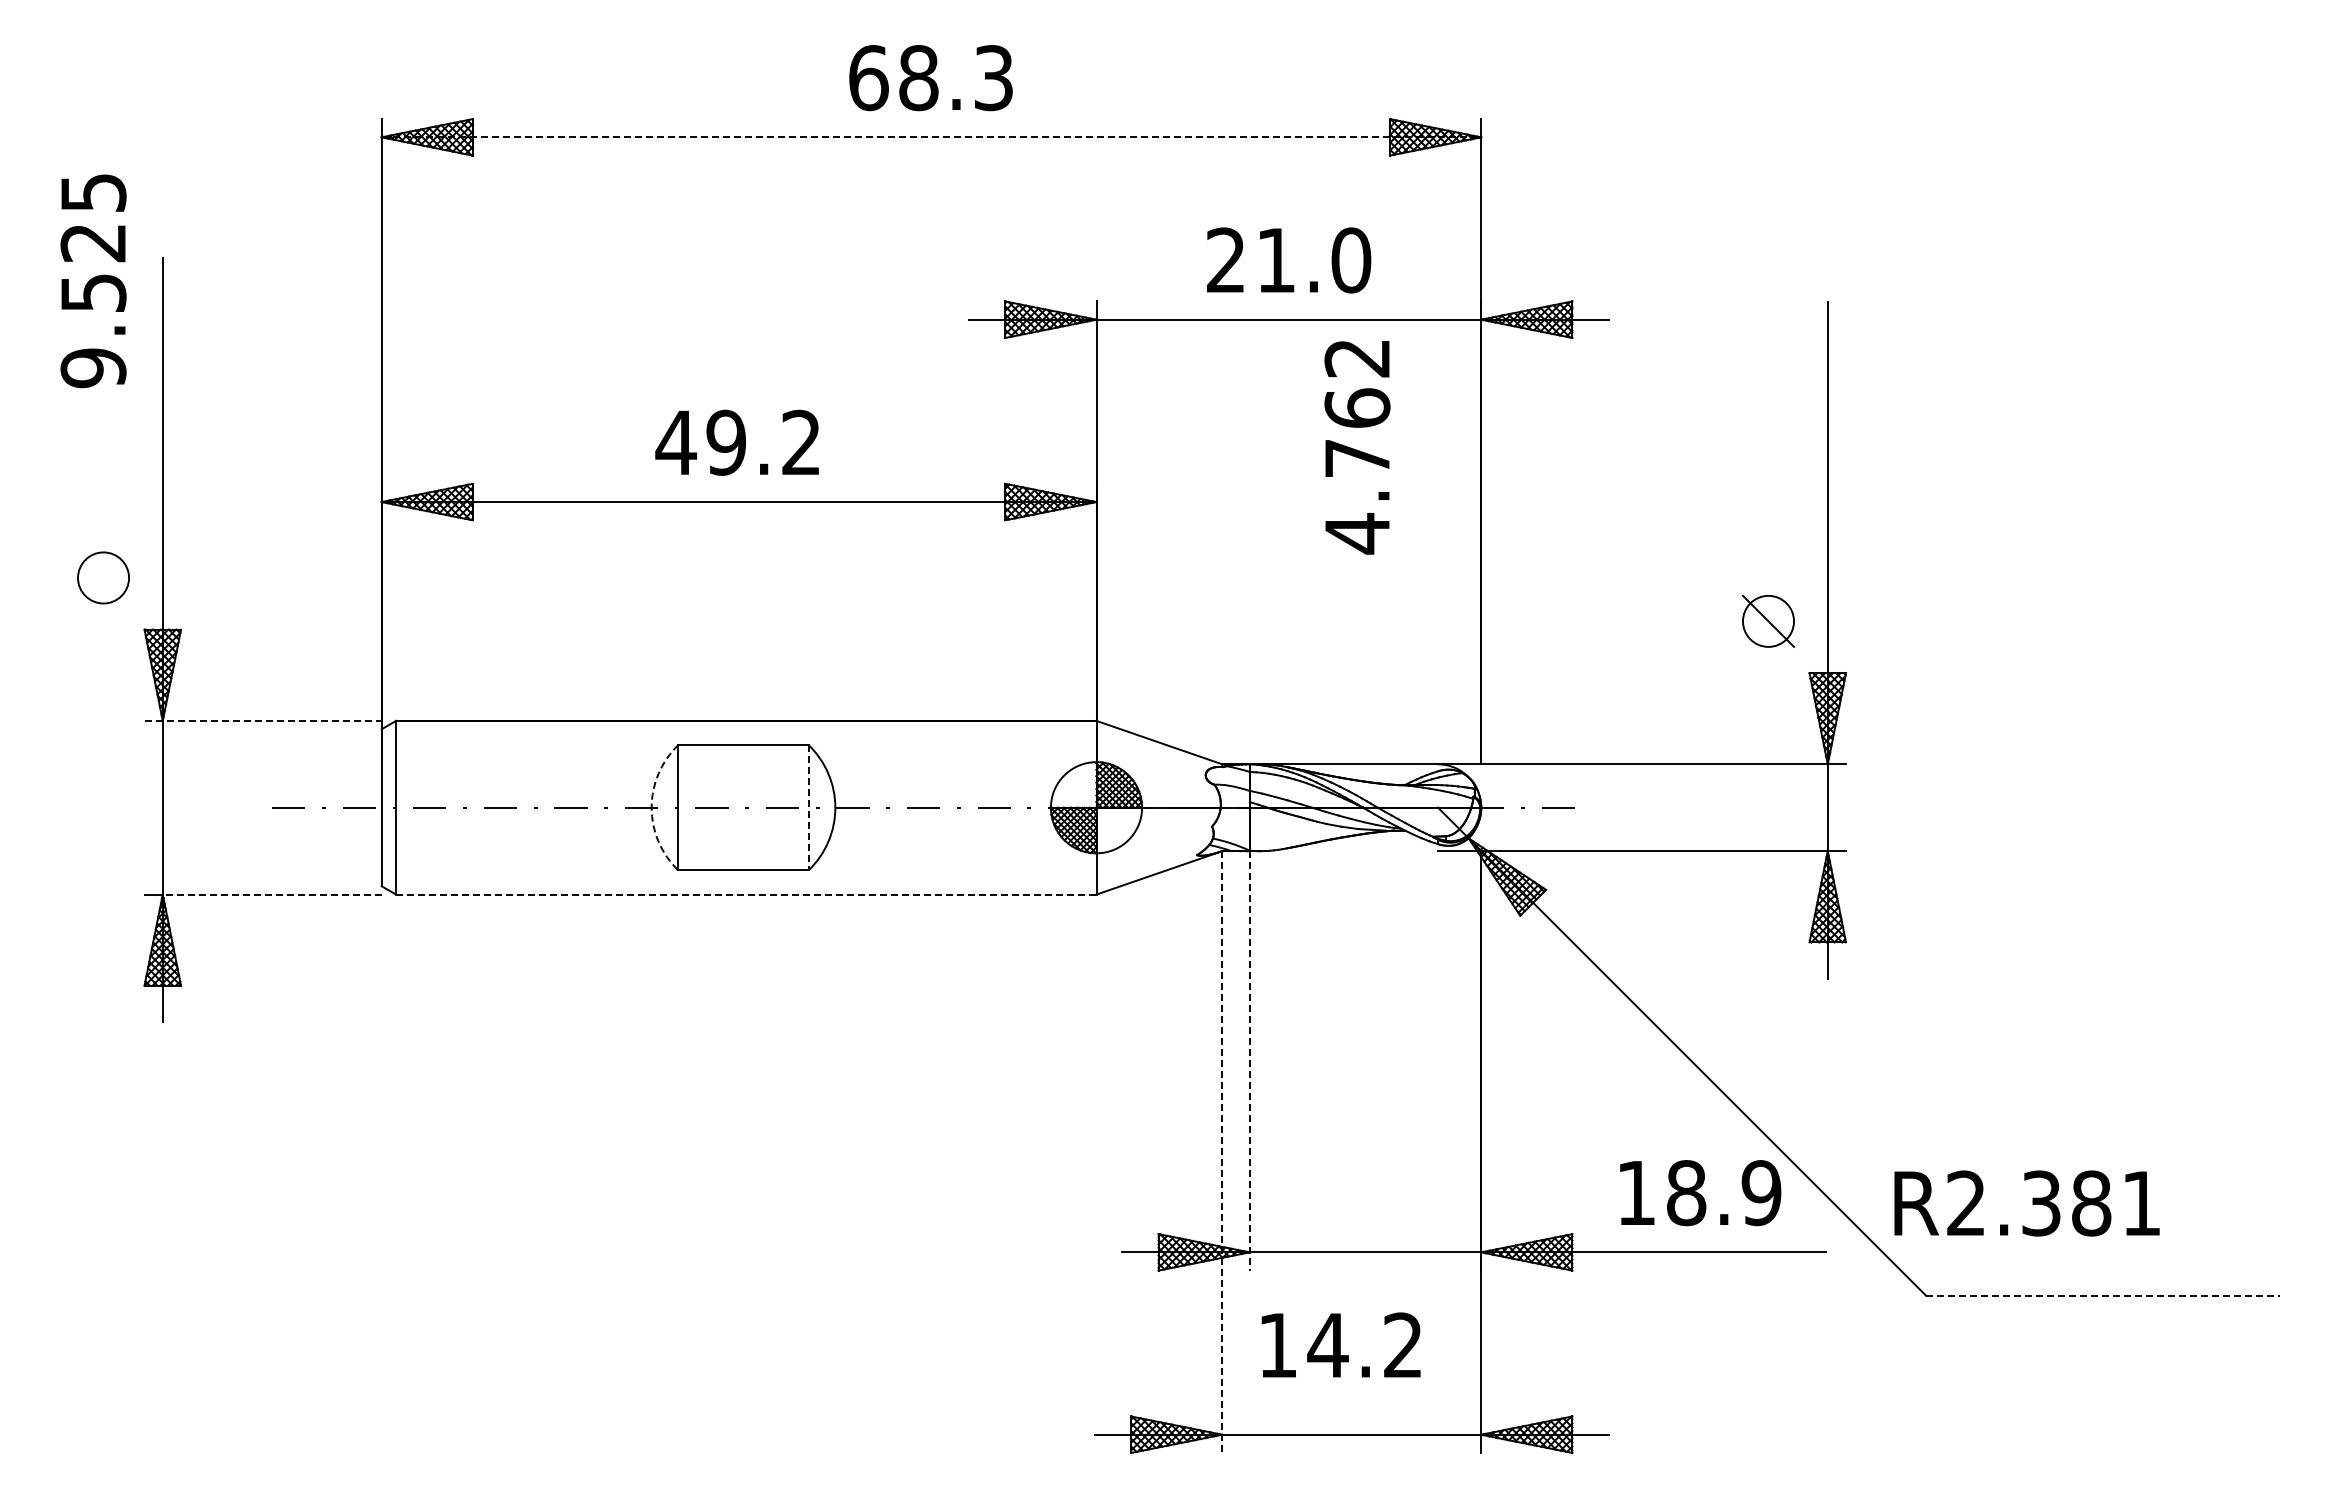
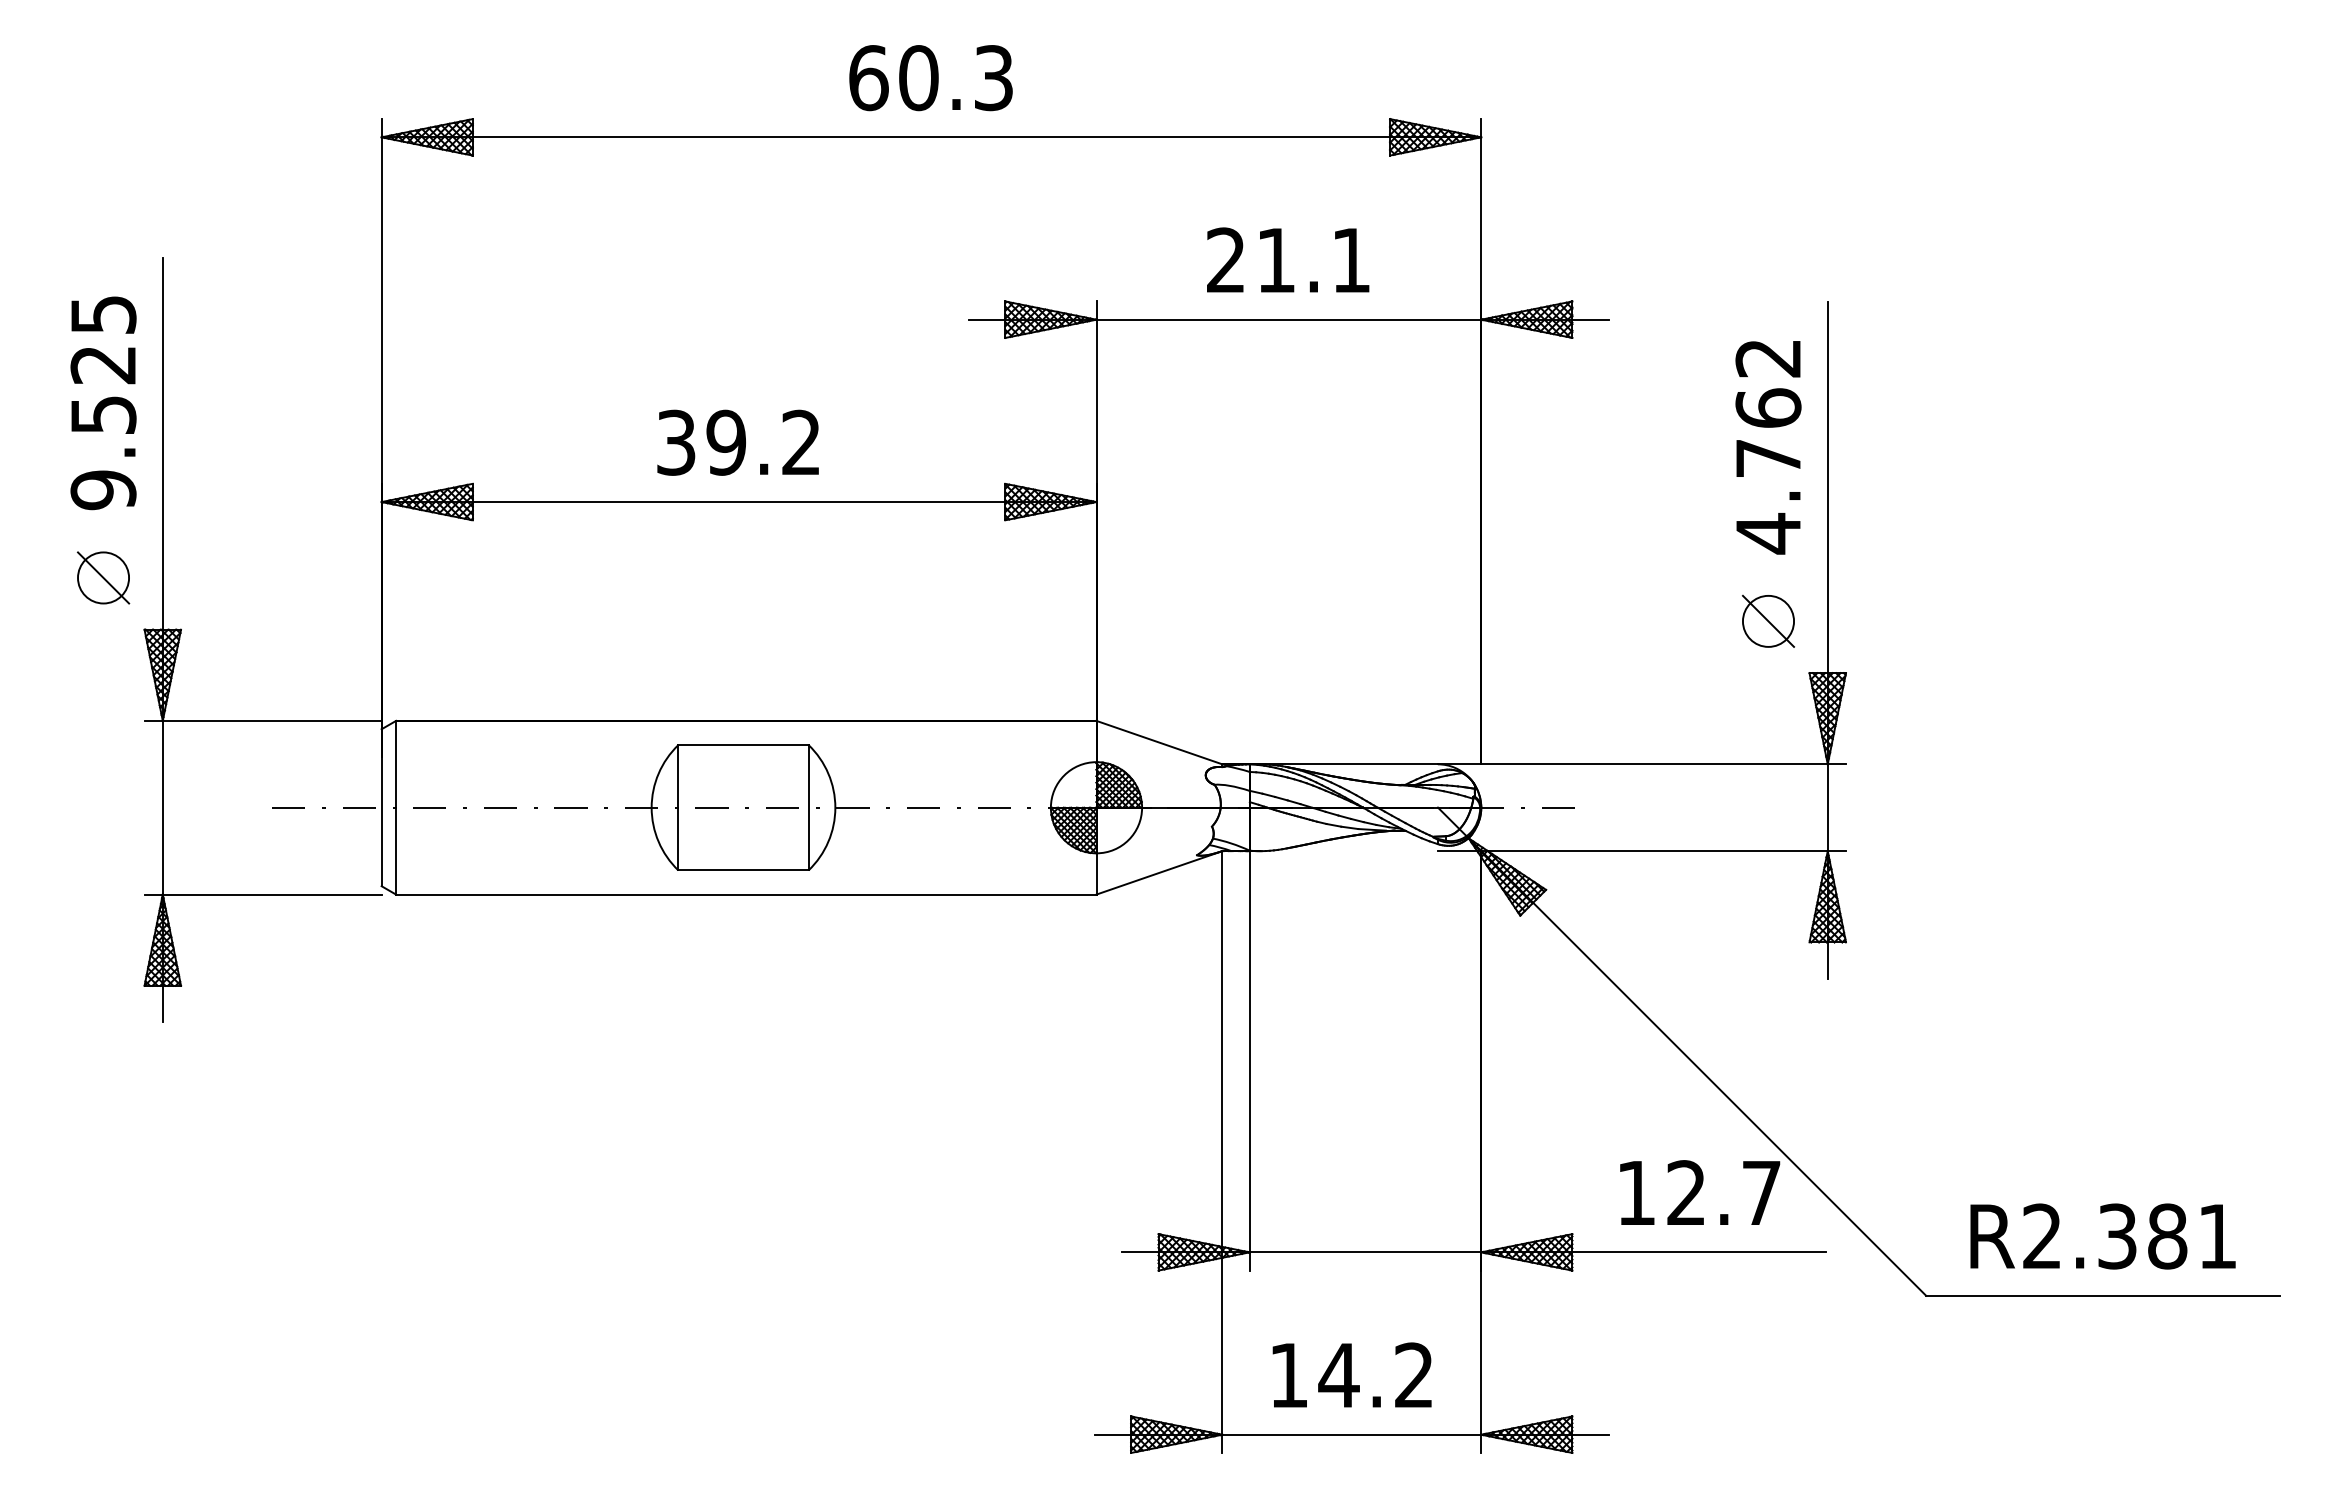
text: 68.3 -> 60.3 (918, 77)
line: dashed -> solid (931, 137)
text: 21.0 -> 21.1 (1351, 260)
text position: (93, 281) -> (103, 403) (103, 403)
text: 49.2 -> 39.2 (676, 442)
text position: (1357, 447) -> (1768, 447) (1768, 447)
line: none -> present (103, 577)
line: dashed -> solid (263, 720)
arc: dashed -> solid (651, 807)
line: dashed -> solid (808, 807)
line: dashed -> solid (271, 894)
line: dashed -> solid (746, 894)
line: dashed -> solid (1249, 1060)
line: dashed -> solid (1222, 1152)
text: 18.9 -> 12.7 (1724, 1193)
text position: (2026, 1203) -> (2102, 1236) (2102, 1236)
line: dashed -> solid (2102, 1295)
text position: (1340, 1344) -> (1351, 1374) (1351, 1374)
